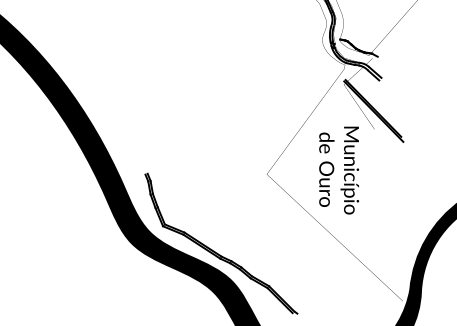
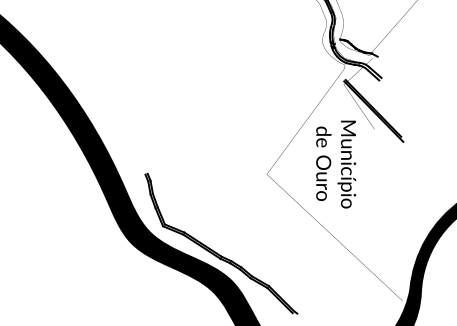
text position: (339, 170) -> (336, 164) (336, 164)
